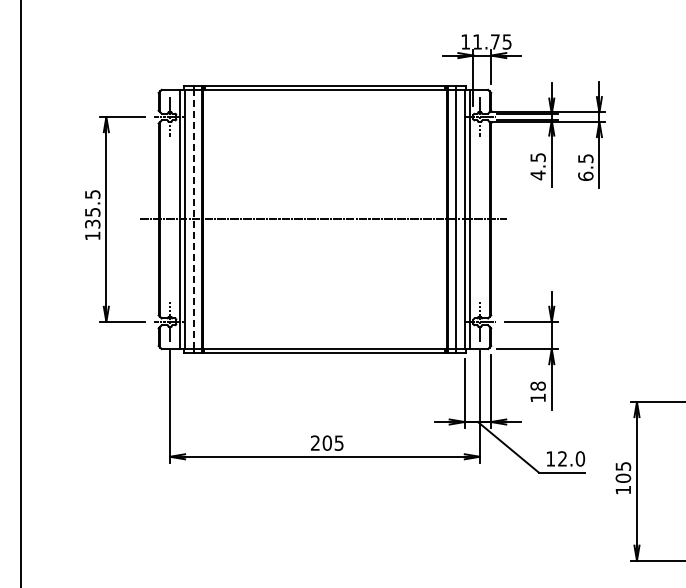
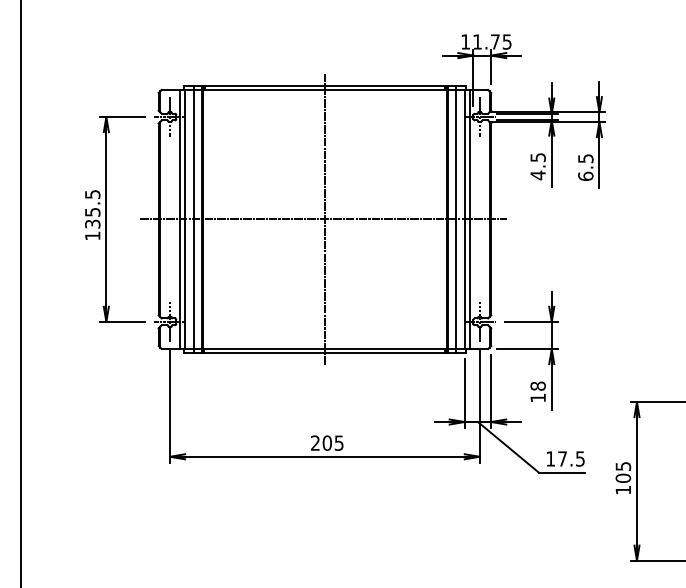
line: dashed -> solid (194, 219)
line: none -> present (324, 219)
text: 12.0 -> 17.5 (571, 458)
